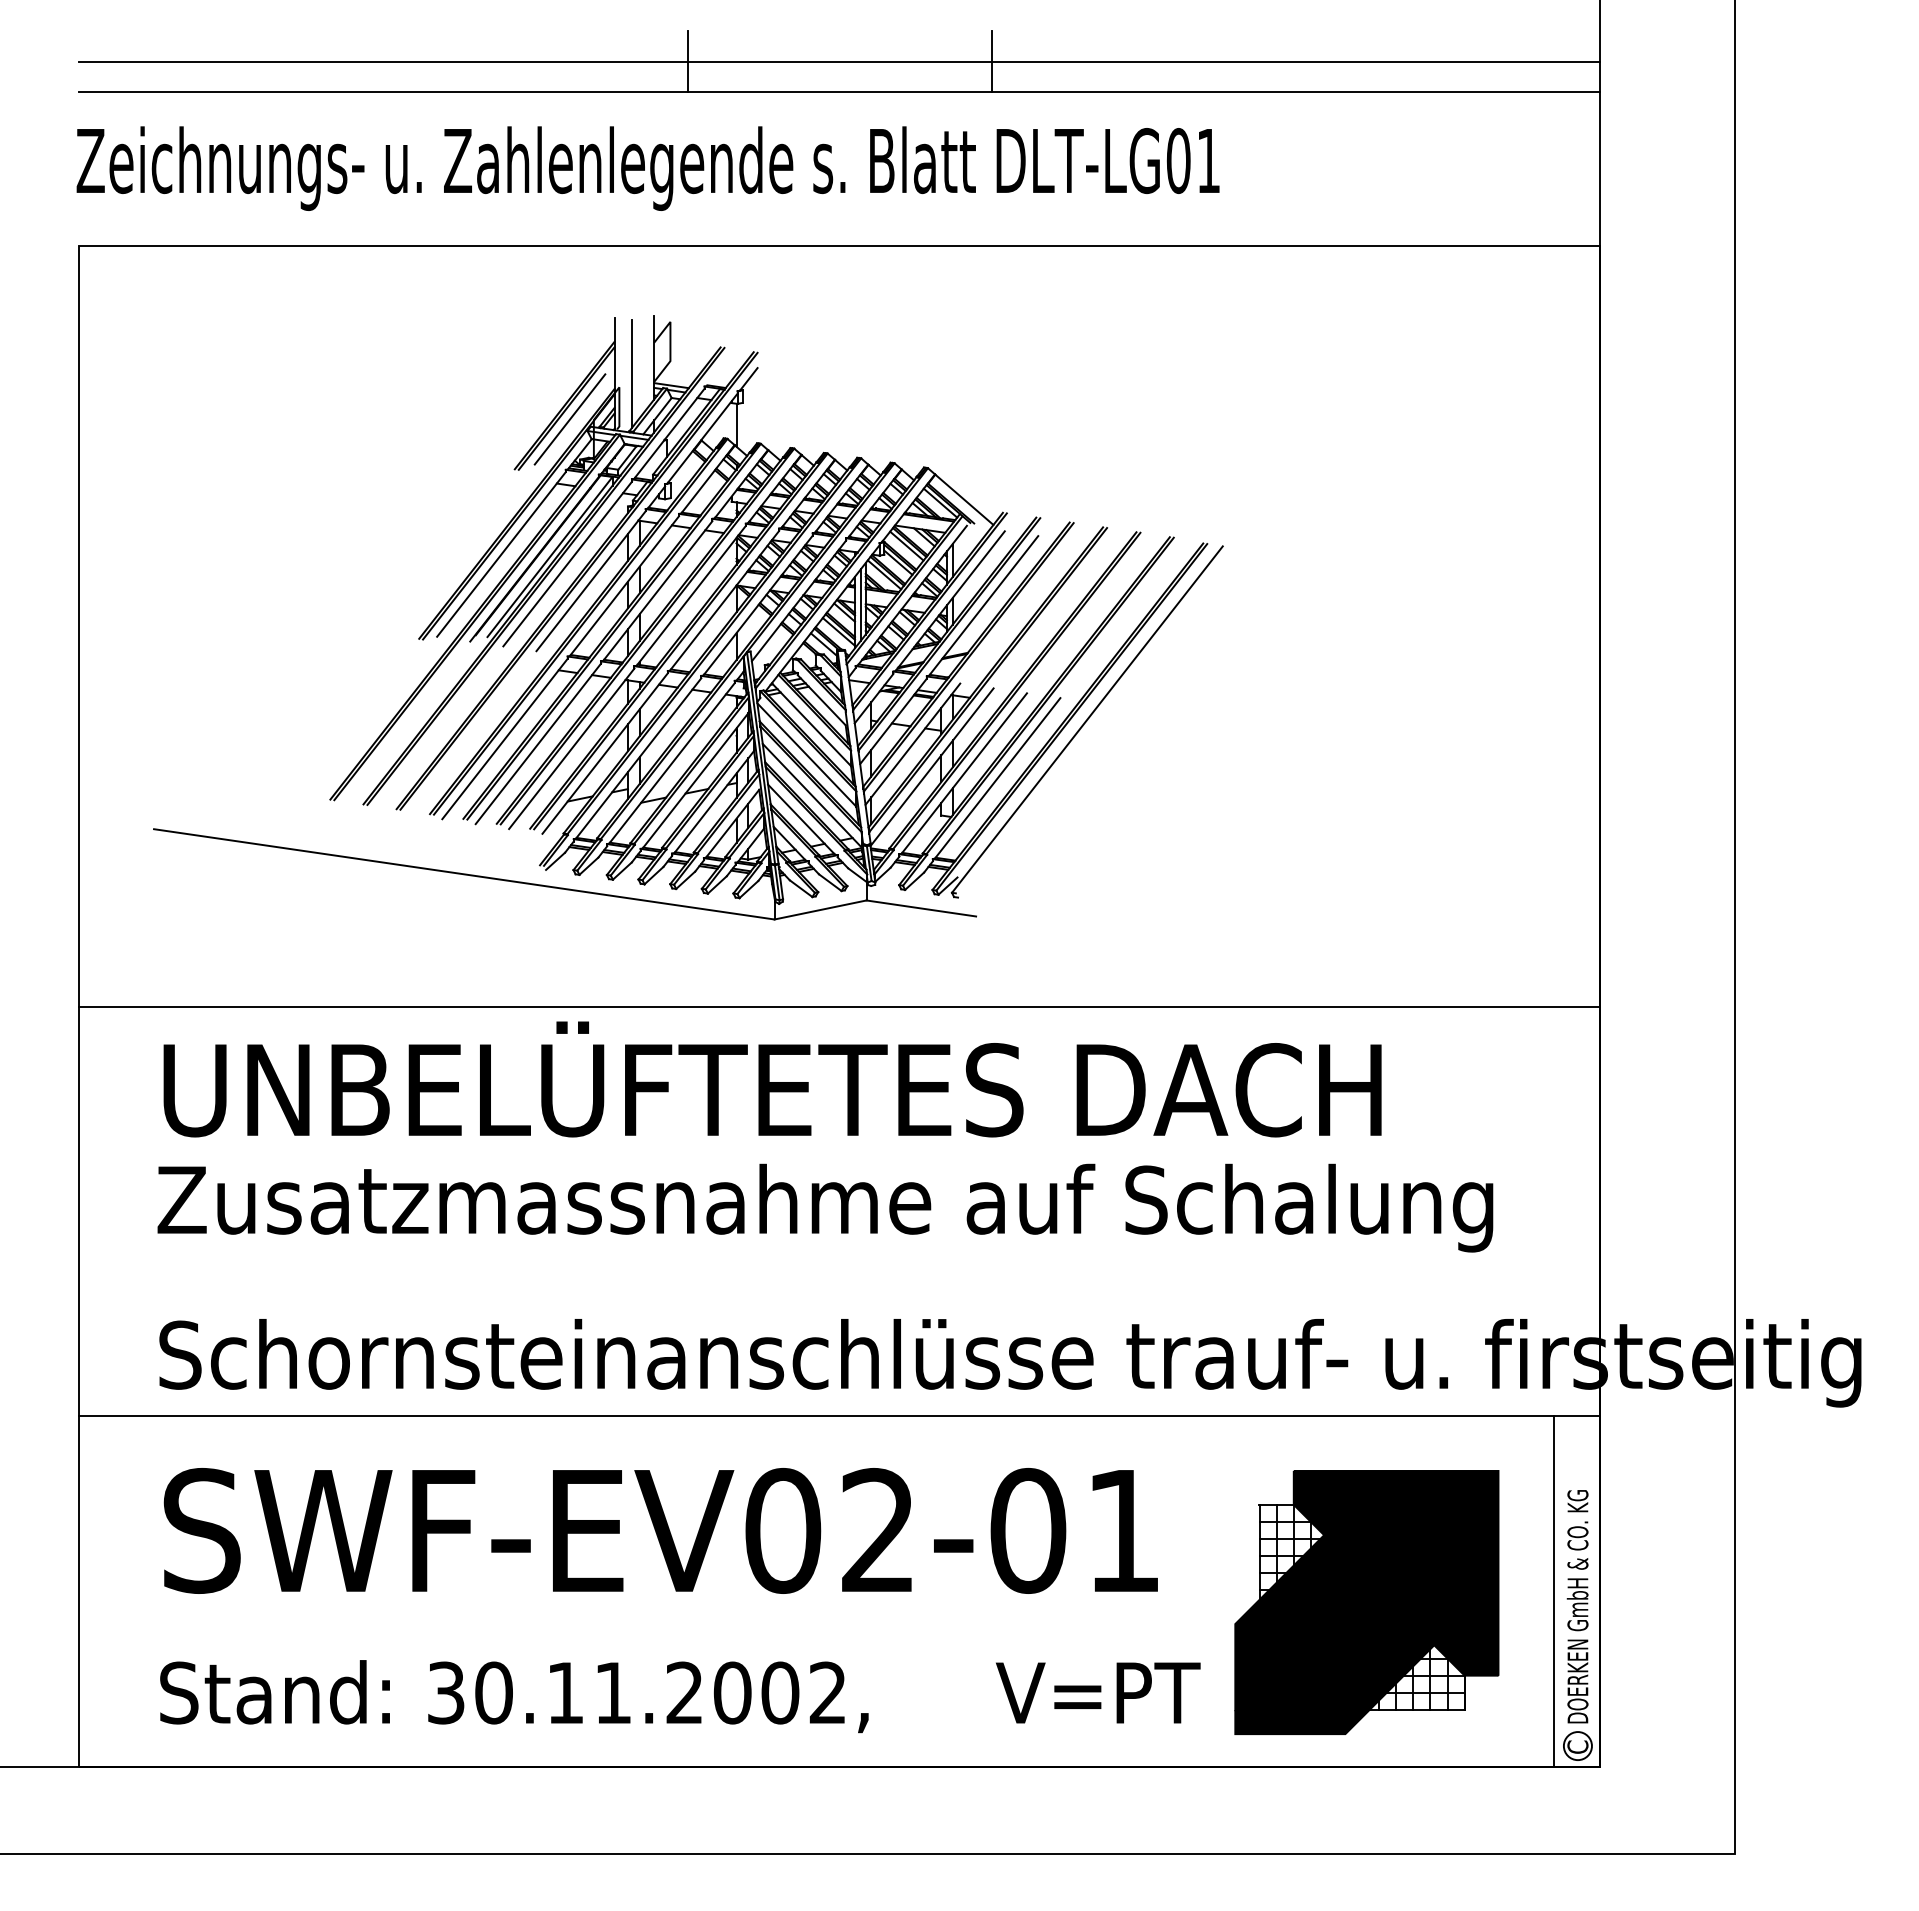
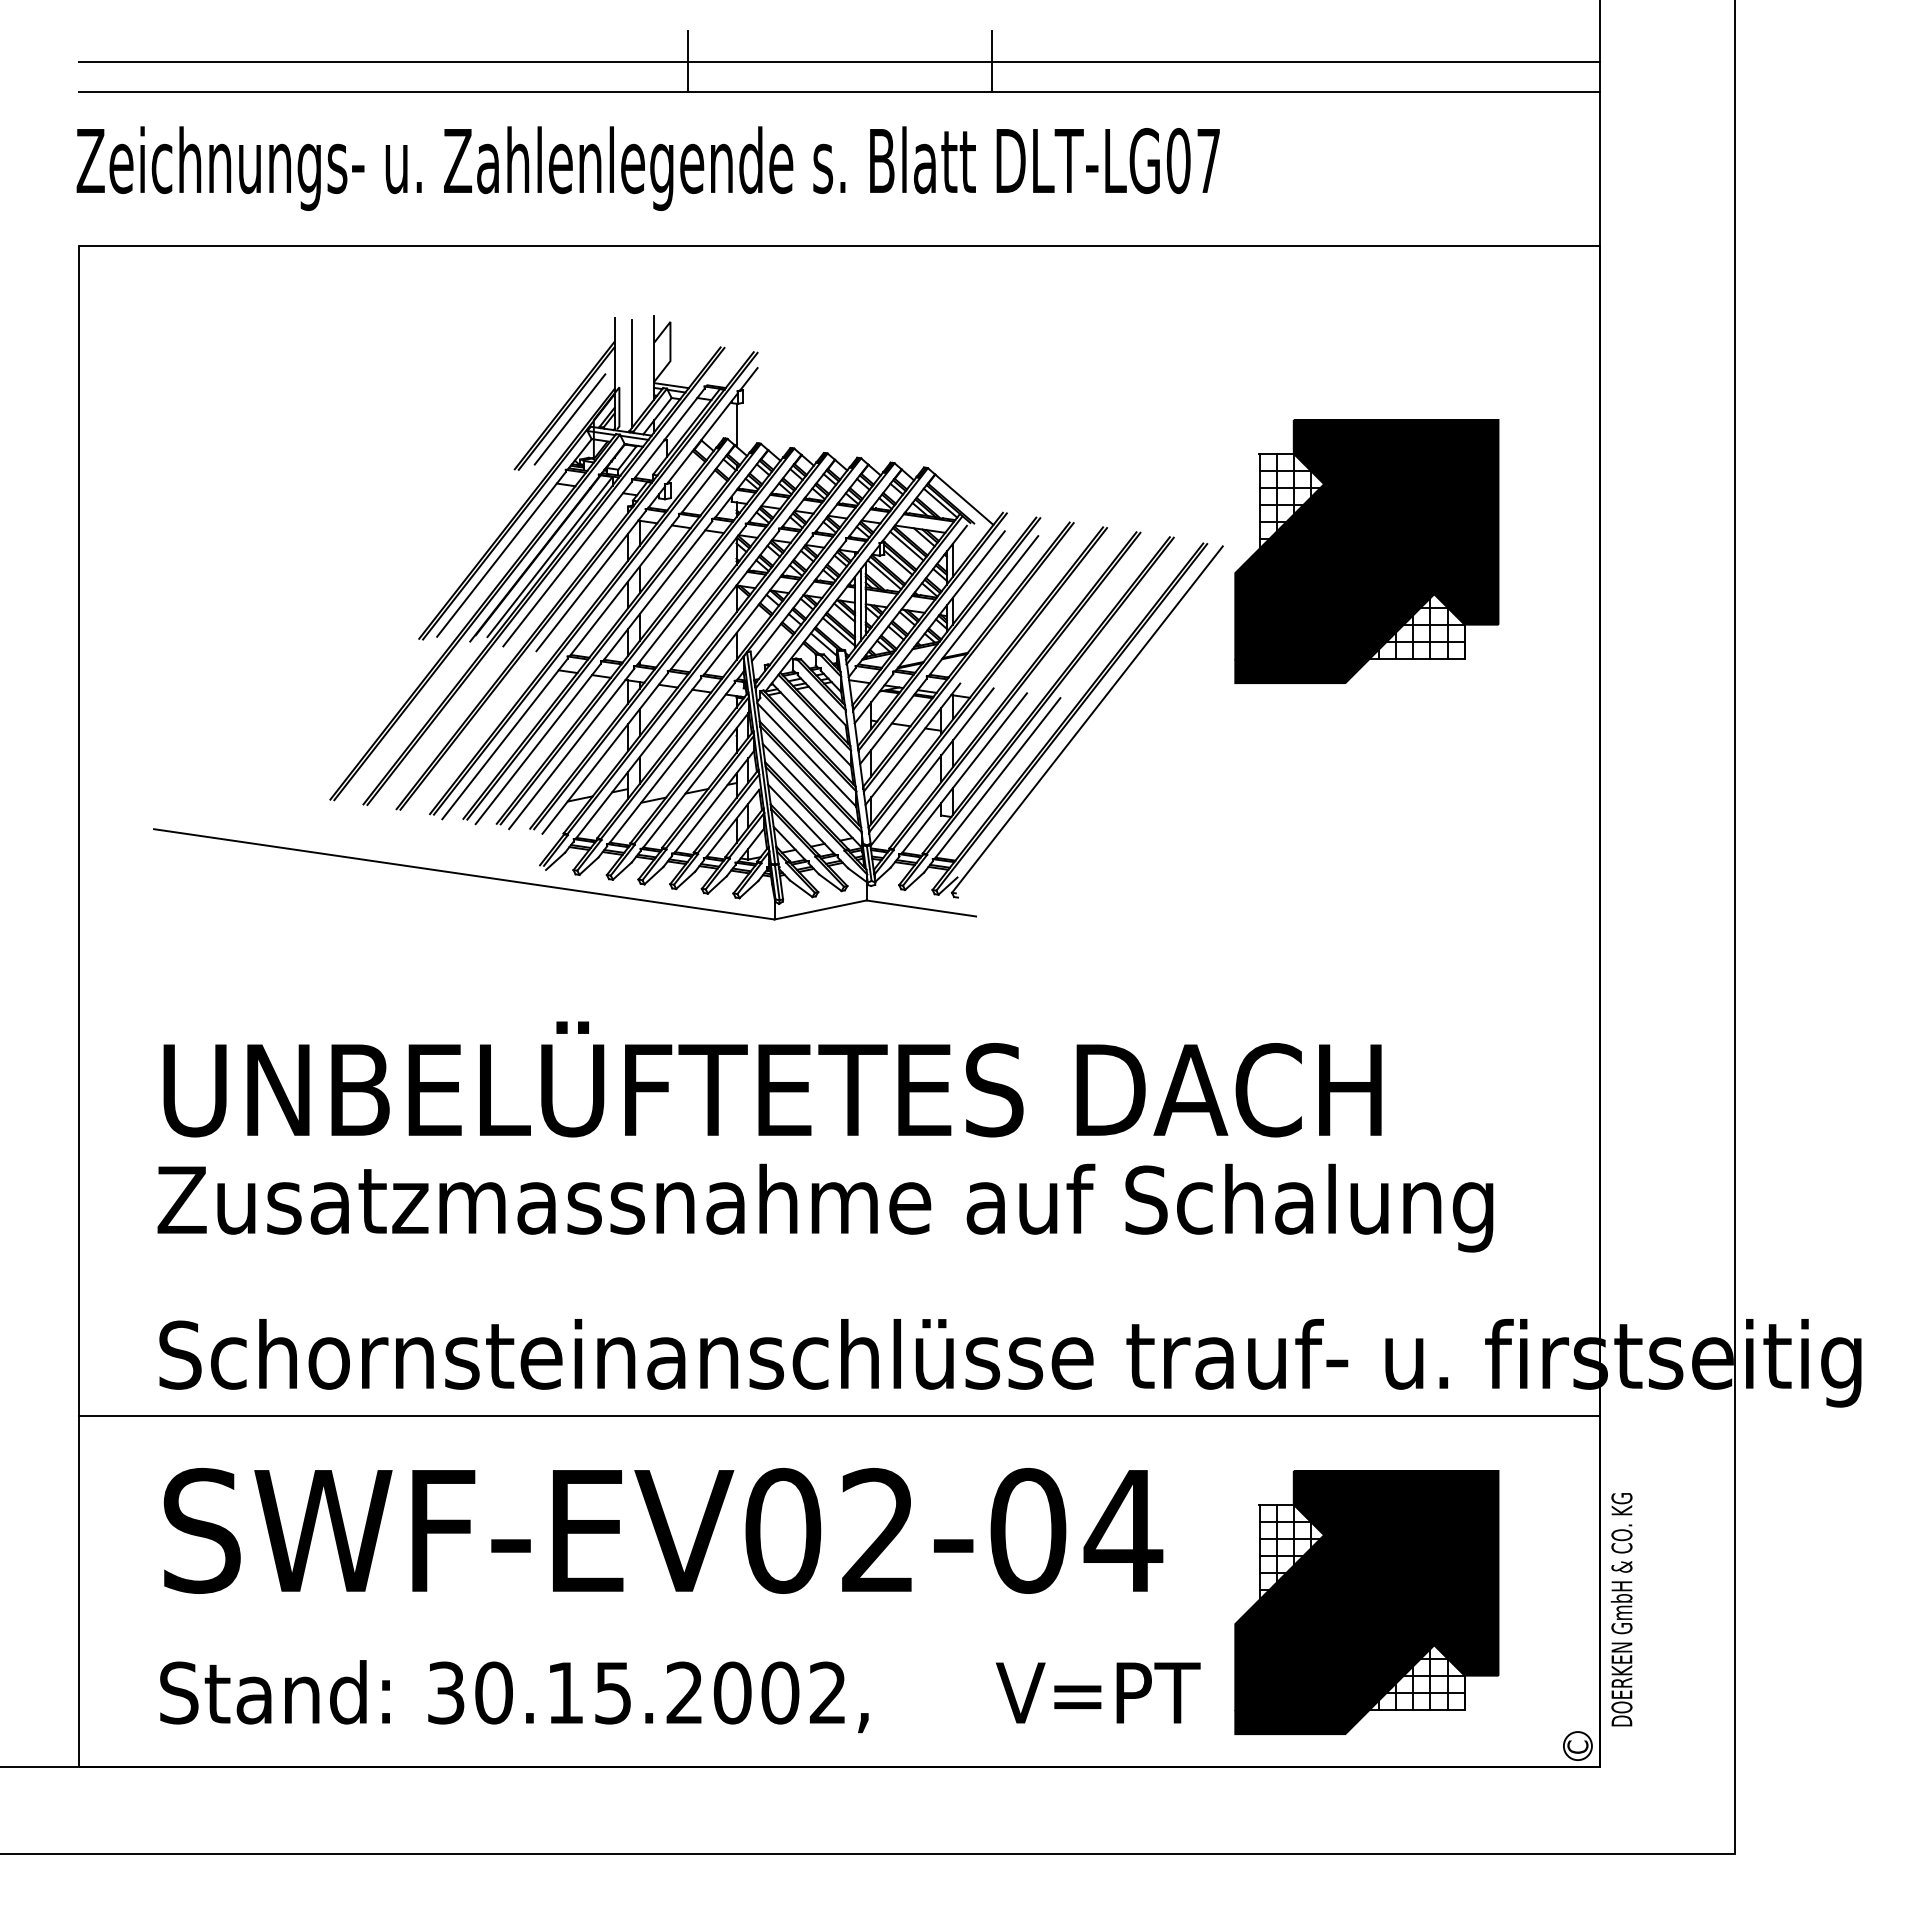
text: DLT-LG01 -> DLT-LG07 (1208, 160)
part: none -> present (1366, 551)
line: present -> none (839, 1006)
text: SWF-EV02-01 -> SWF-EV02-04 (1123, 1530)
line: present -> none (1553, 1590)
text position: (1577, 1606) -> (1621, 1609) (1621, 1609)
text: 30.11.2002, -> 30.15.2002, (612, 1693)
